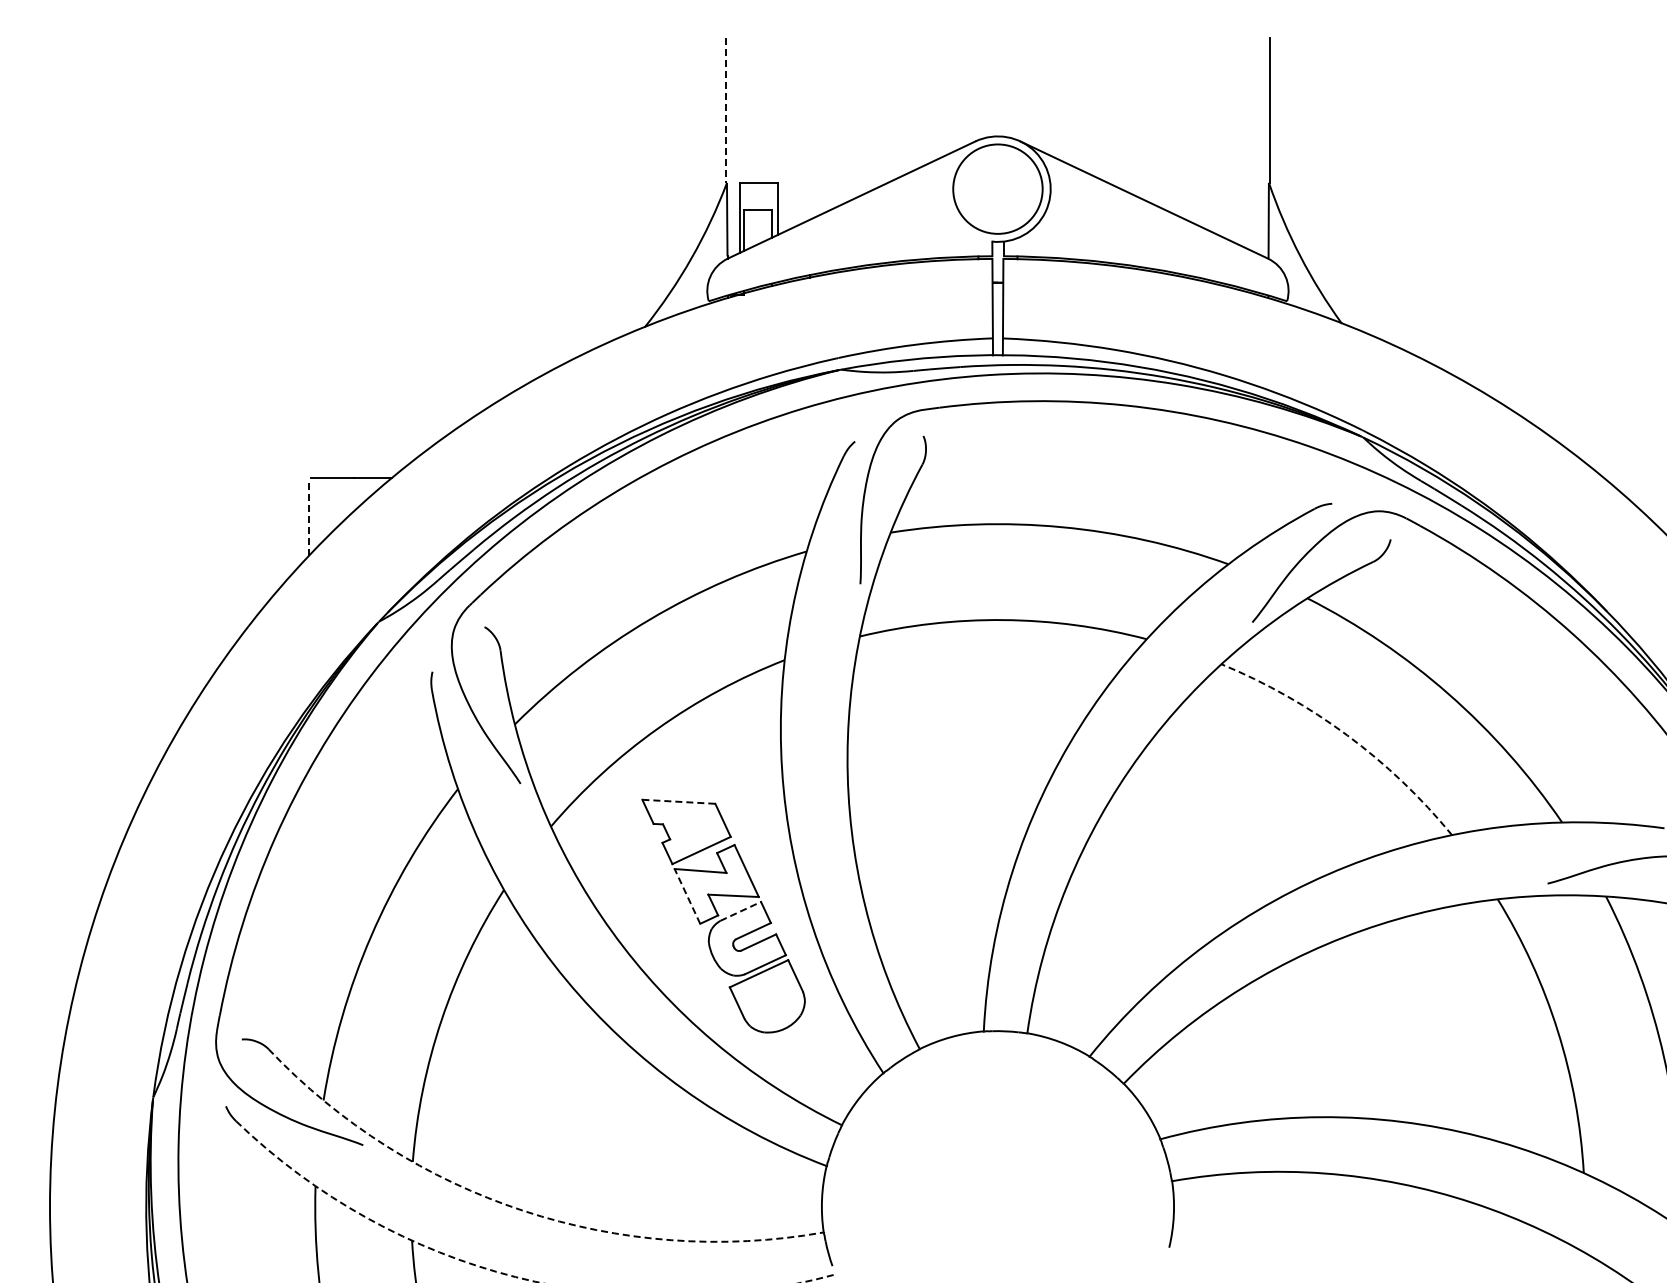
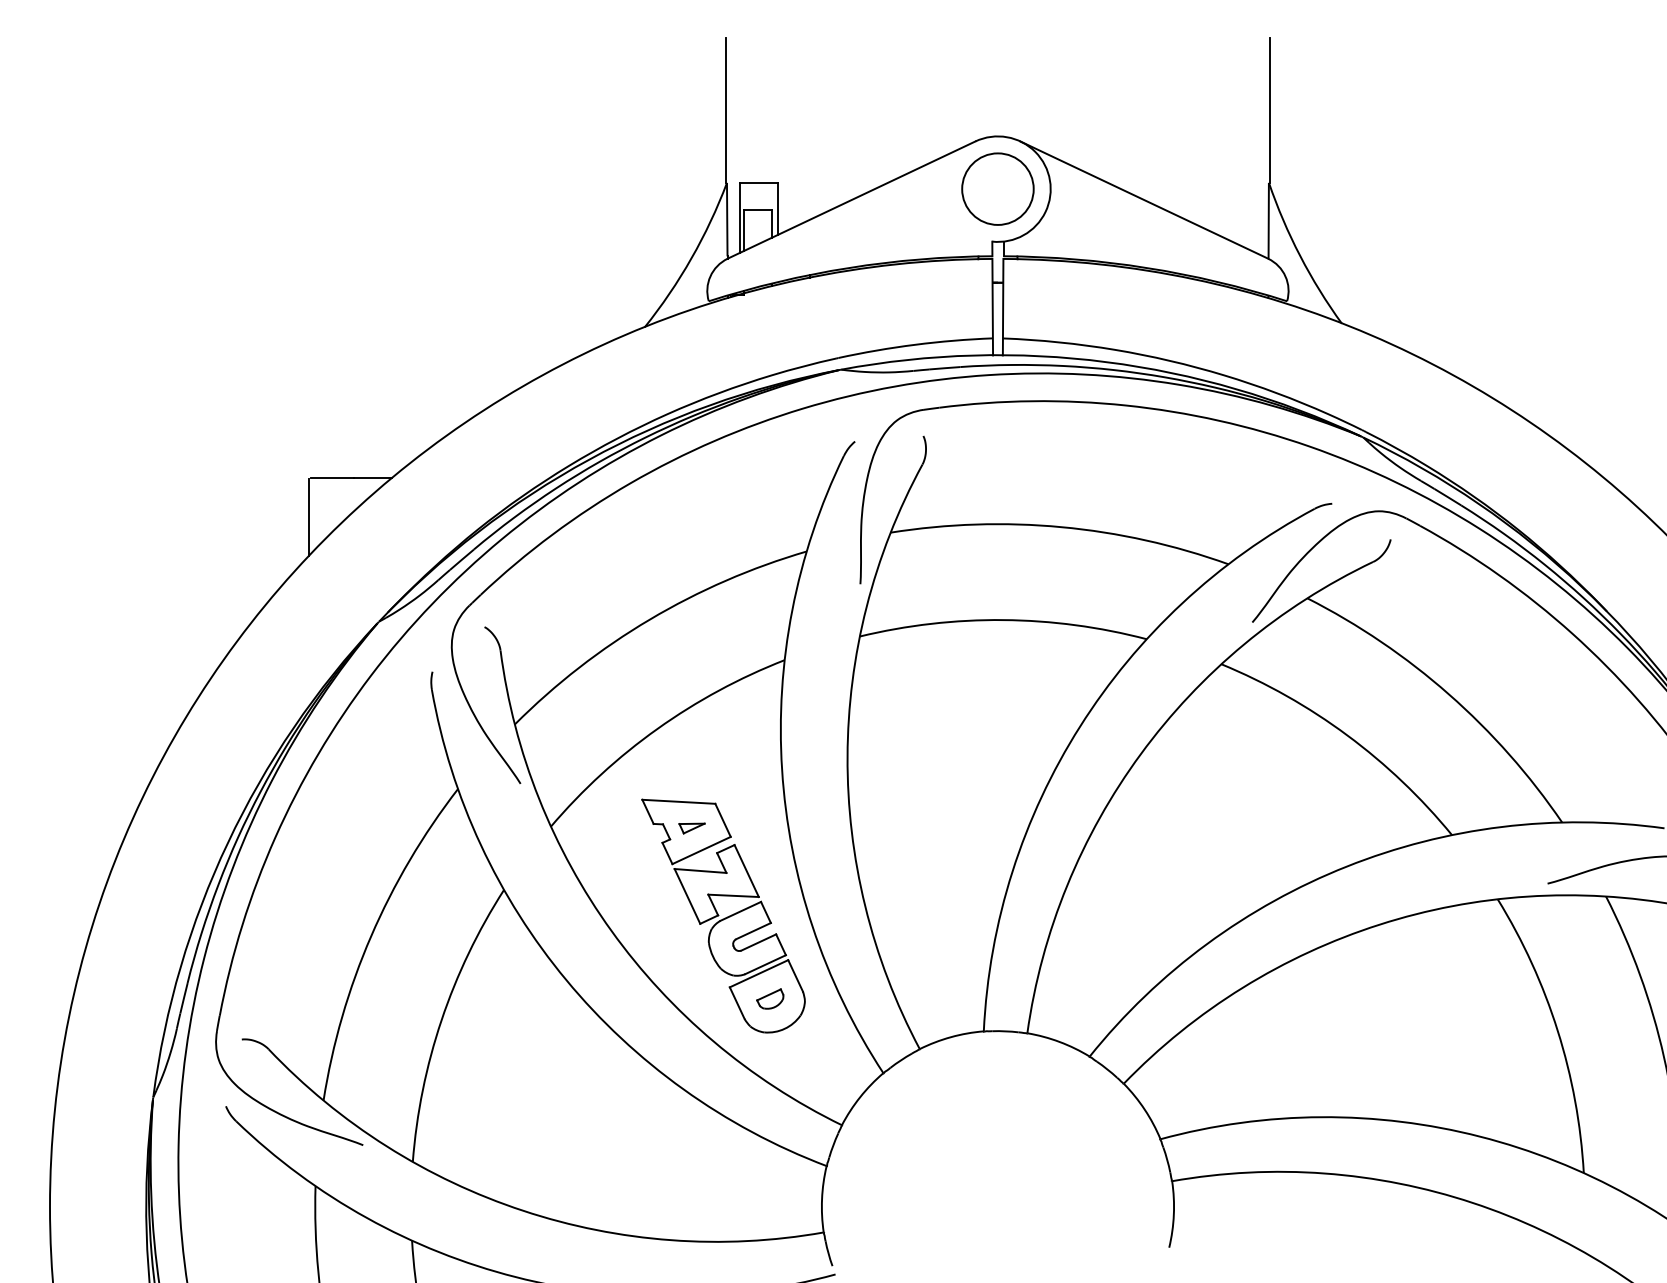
line: dashed -> solid (726, 111)
circle diameter: 89 px -> 72 px (997, 188)
line: dashed -> solid (309, 517)
arc: dashed -> solid (1347, 735)
line: dashed -> solid (678, 801)
part: none -> present (691, 828)
line: dashed -> solid (687, 895)
line: dashed -> solid (741, 911)
part: none -> present (770, 998)
arc: dashed -> solid (523, 1210)
arc: dashed -> solid (395, 1232)
